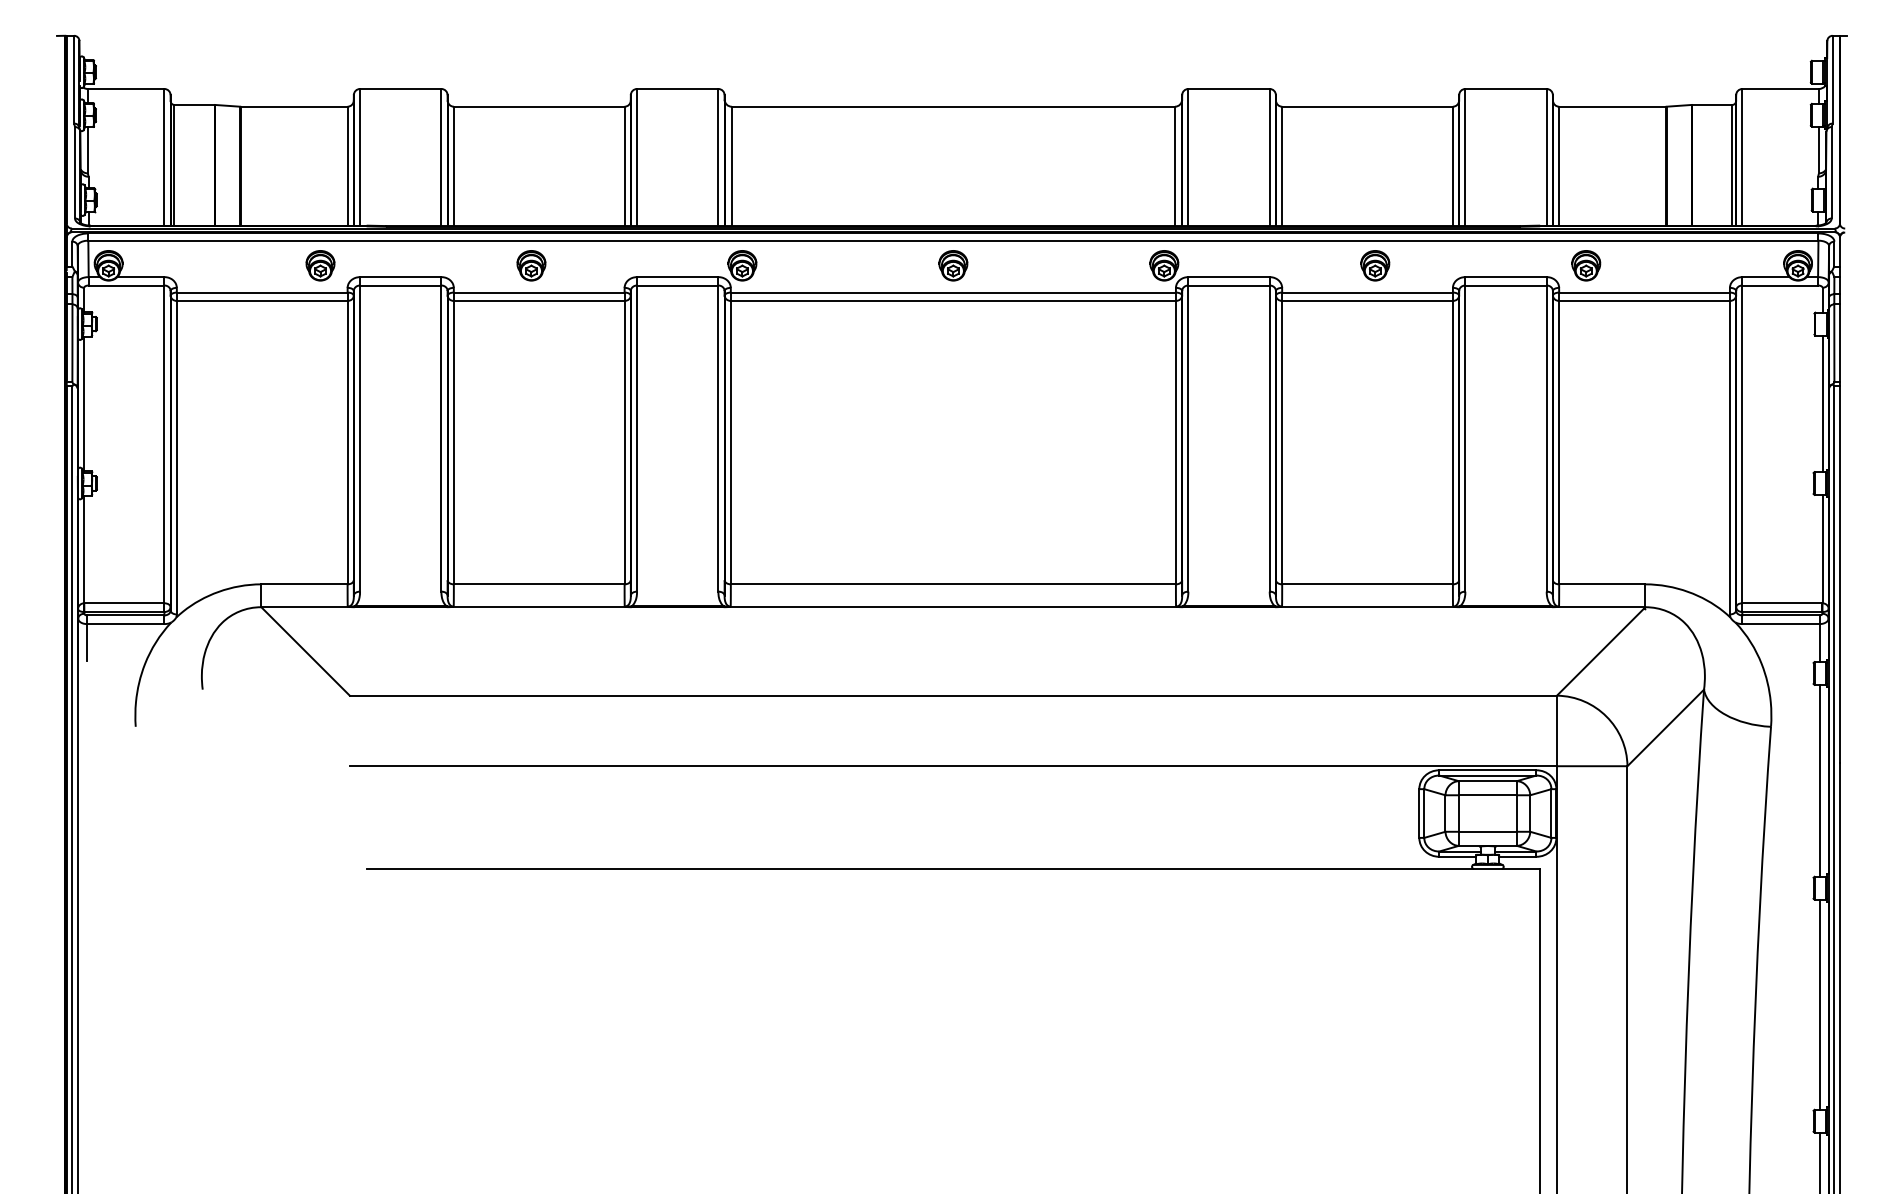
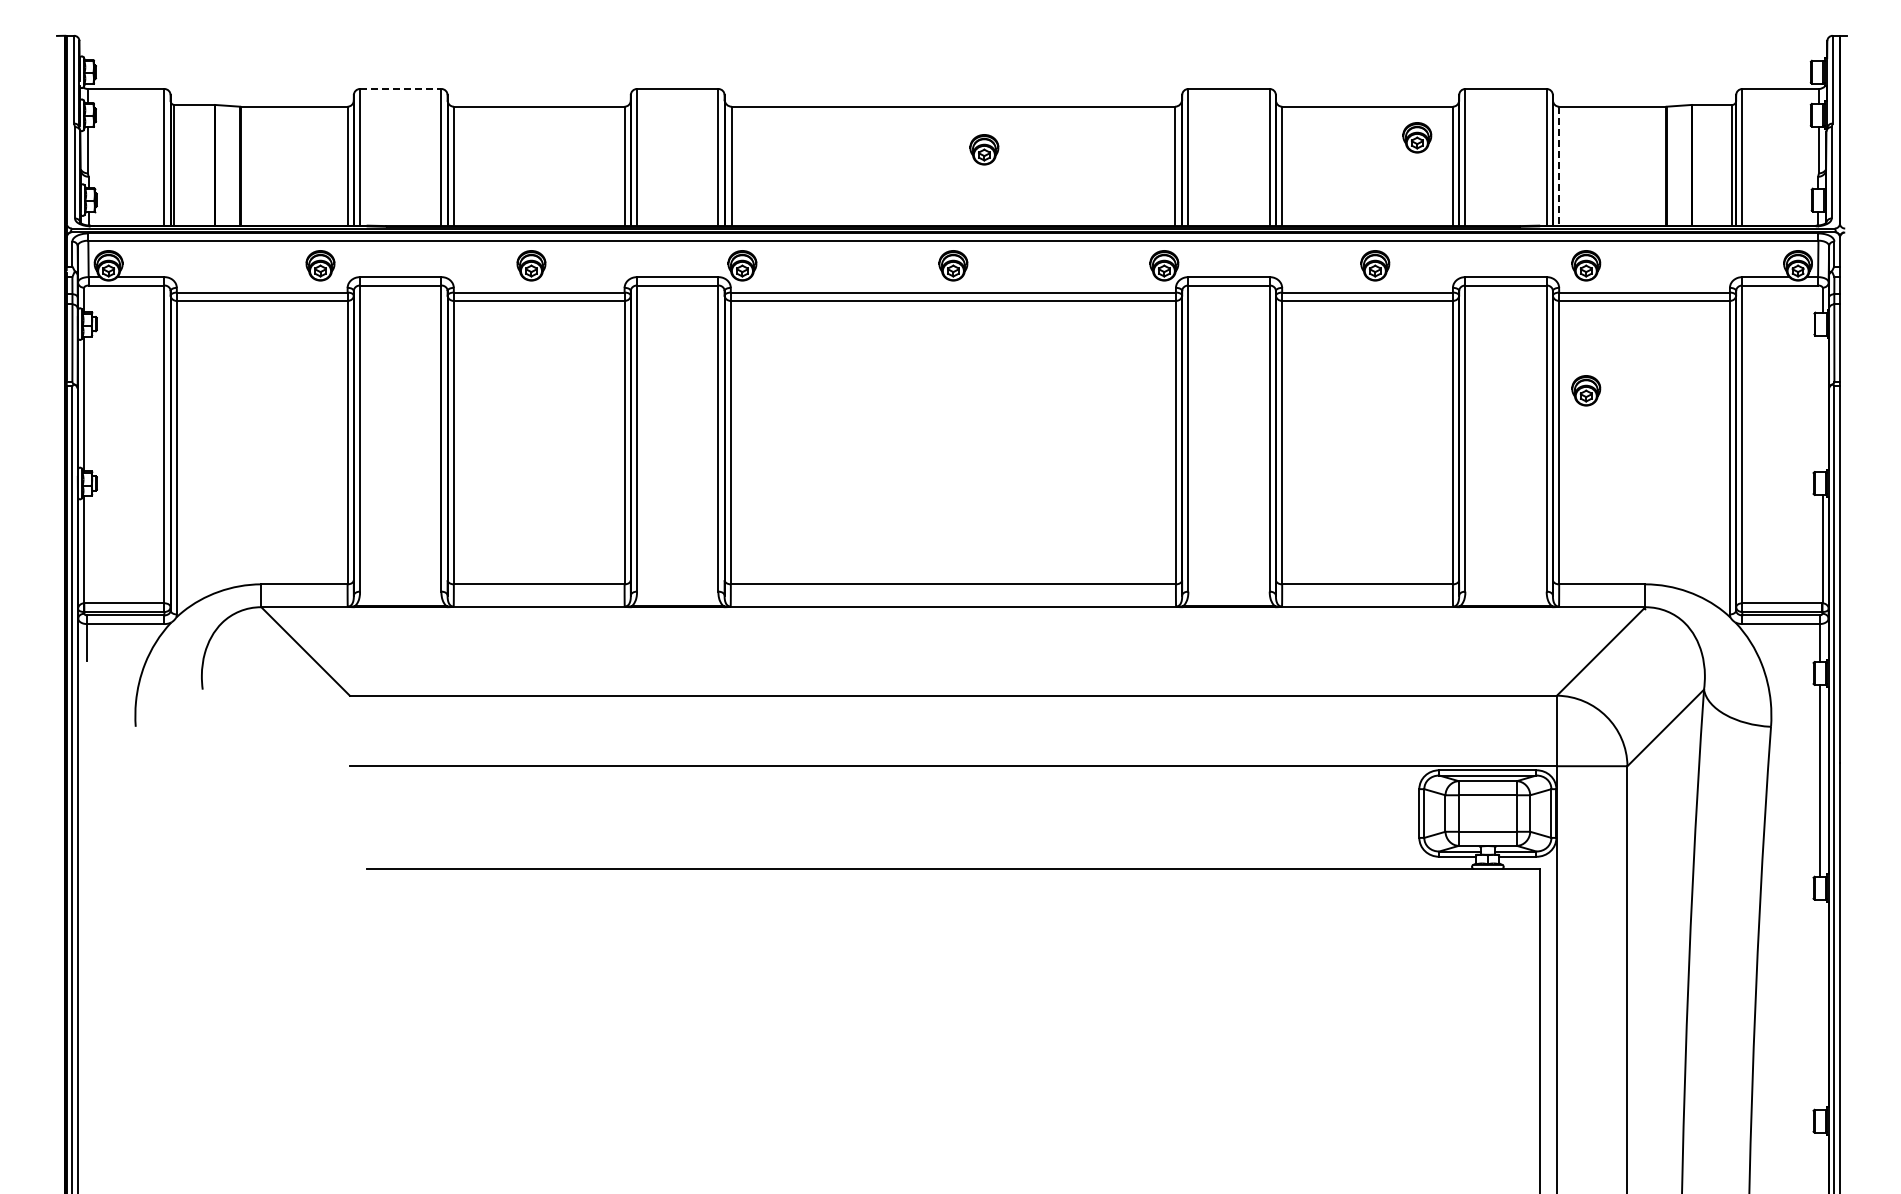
line: solid -> dashed (400, 88)
part: none -> present (1417, 137)
part: none -> present (984, 149)
line: solid -> dashed (1559, 166)
part: none -> present (1586, 390)
line: present -> none (1822, 403)
line: present -> none (1819, 1004)
line: present -> none (1819, 1161)
